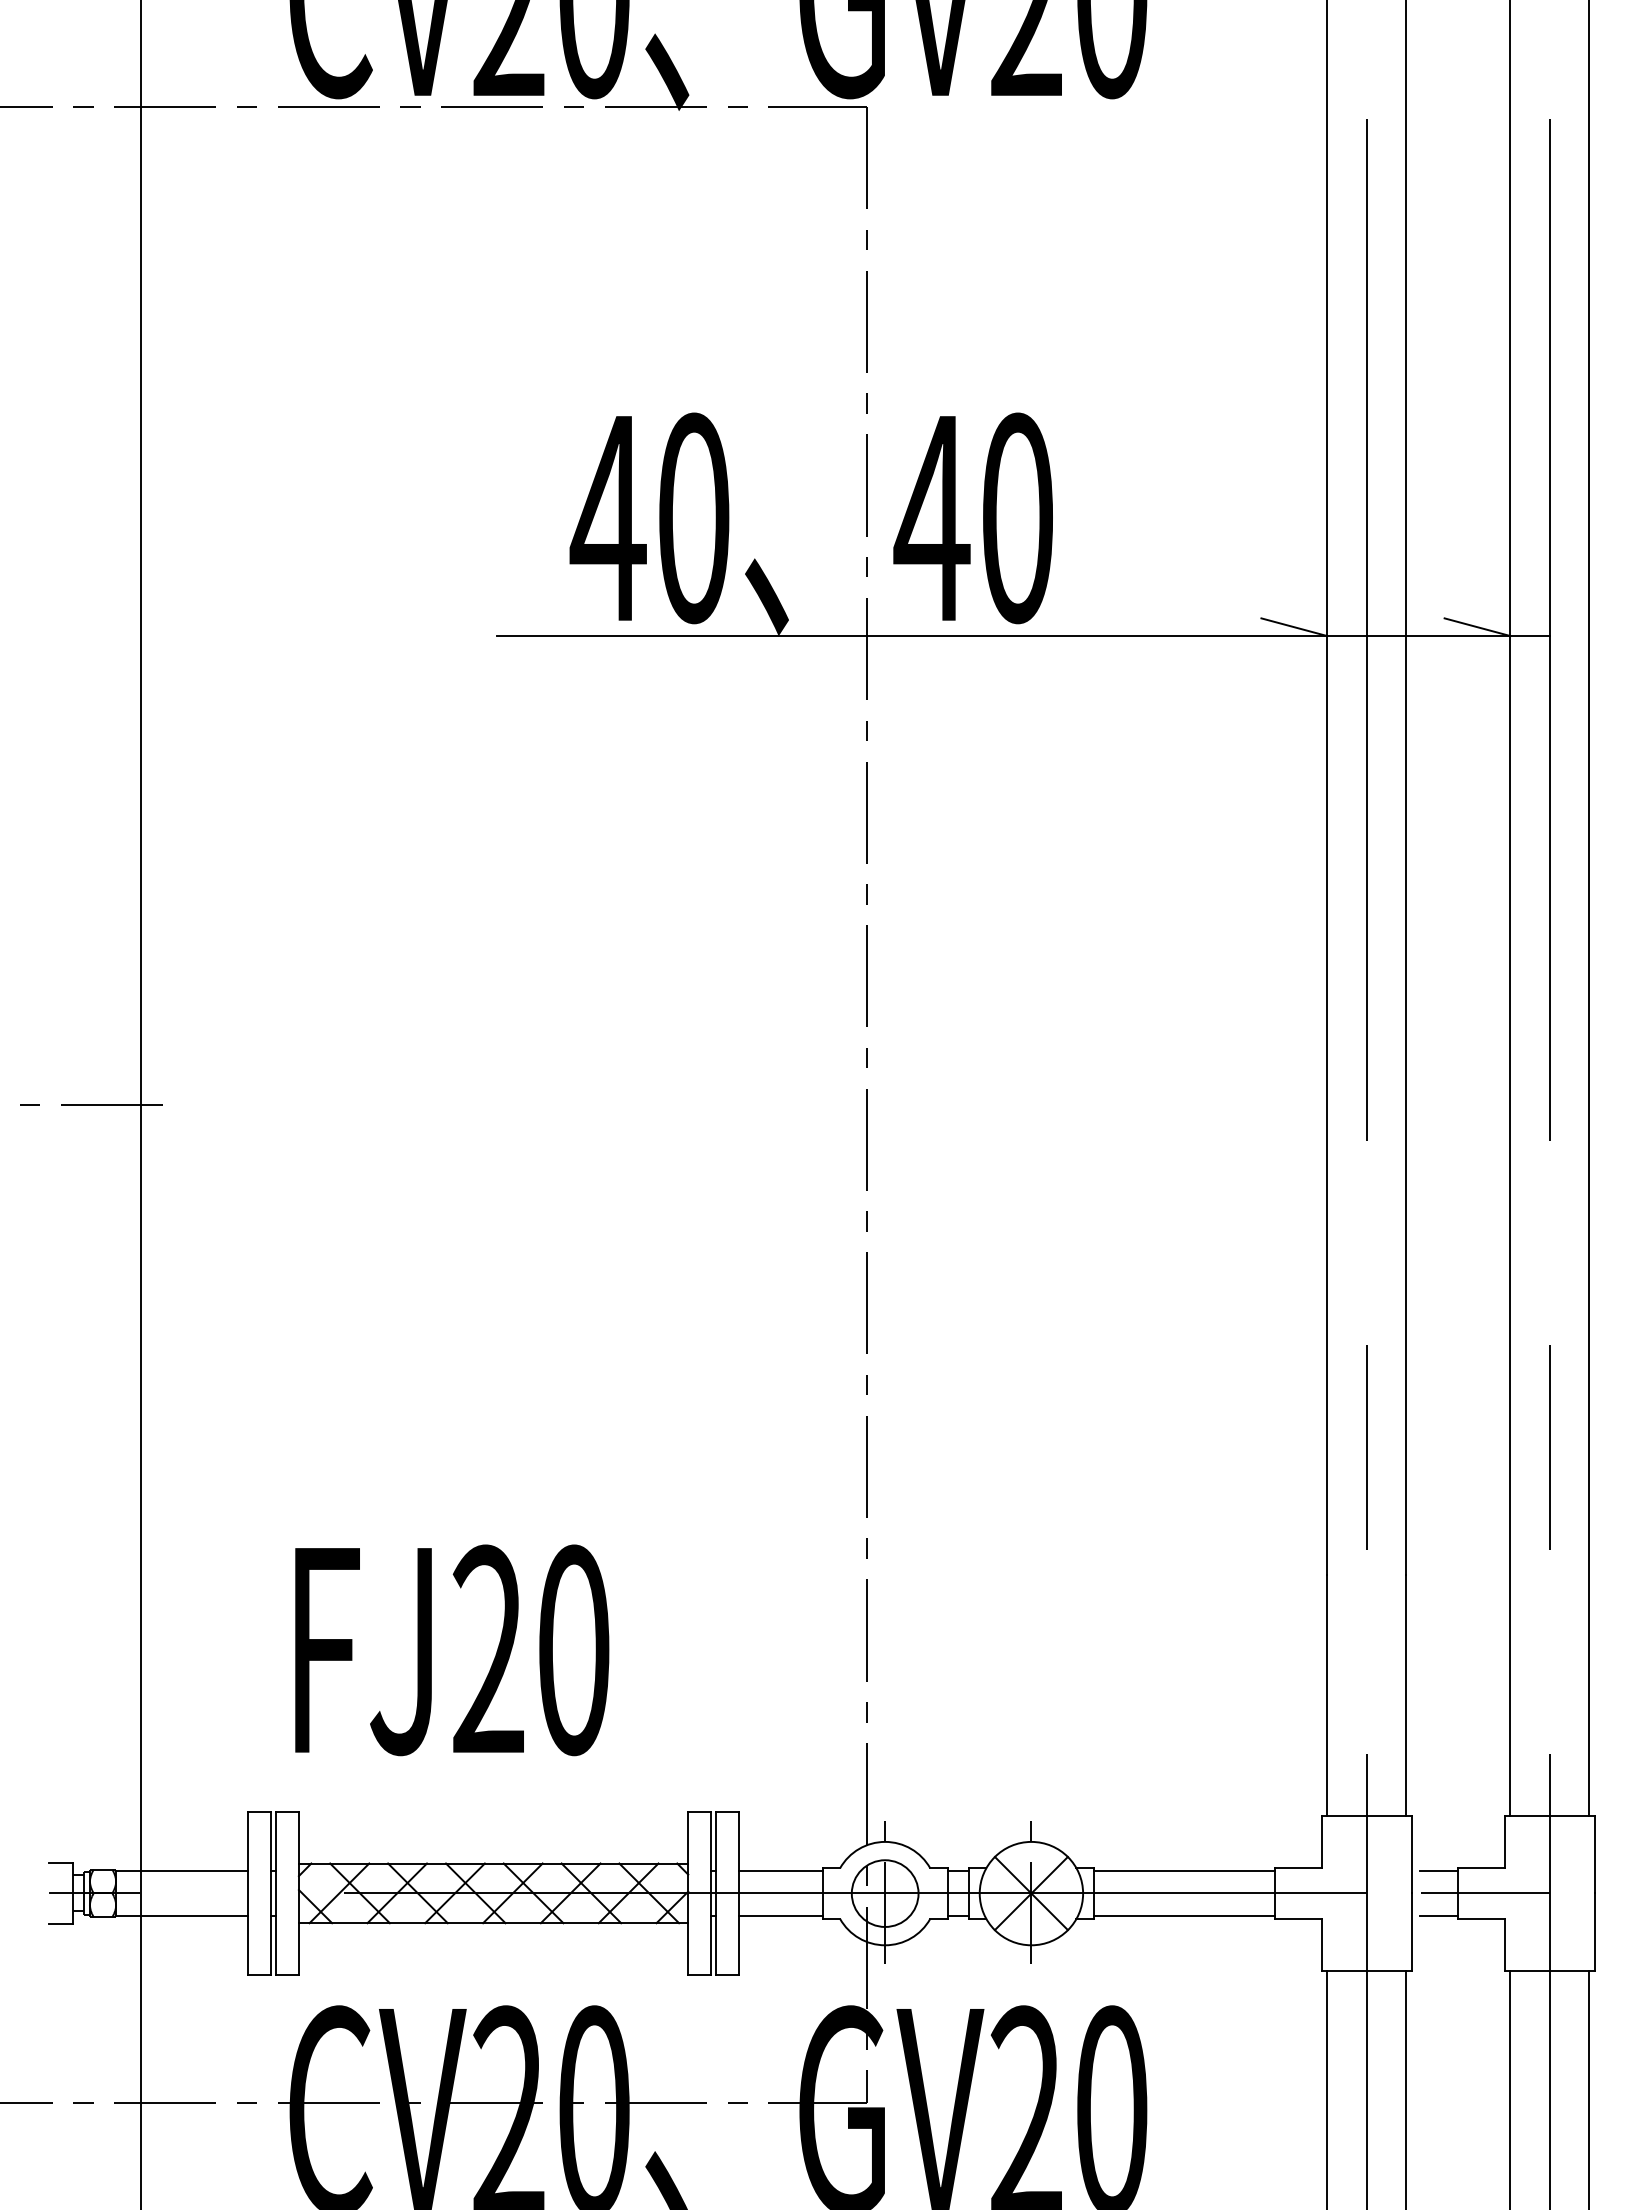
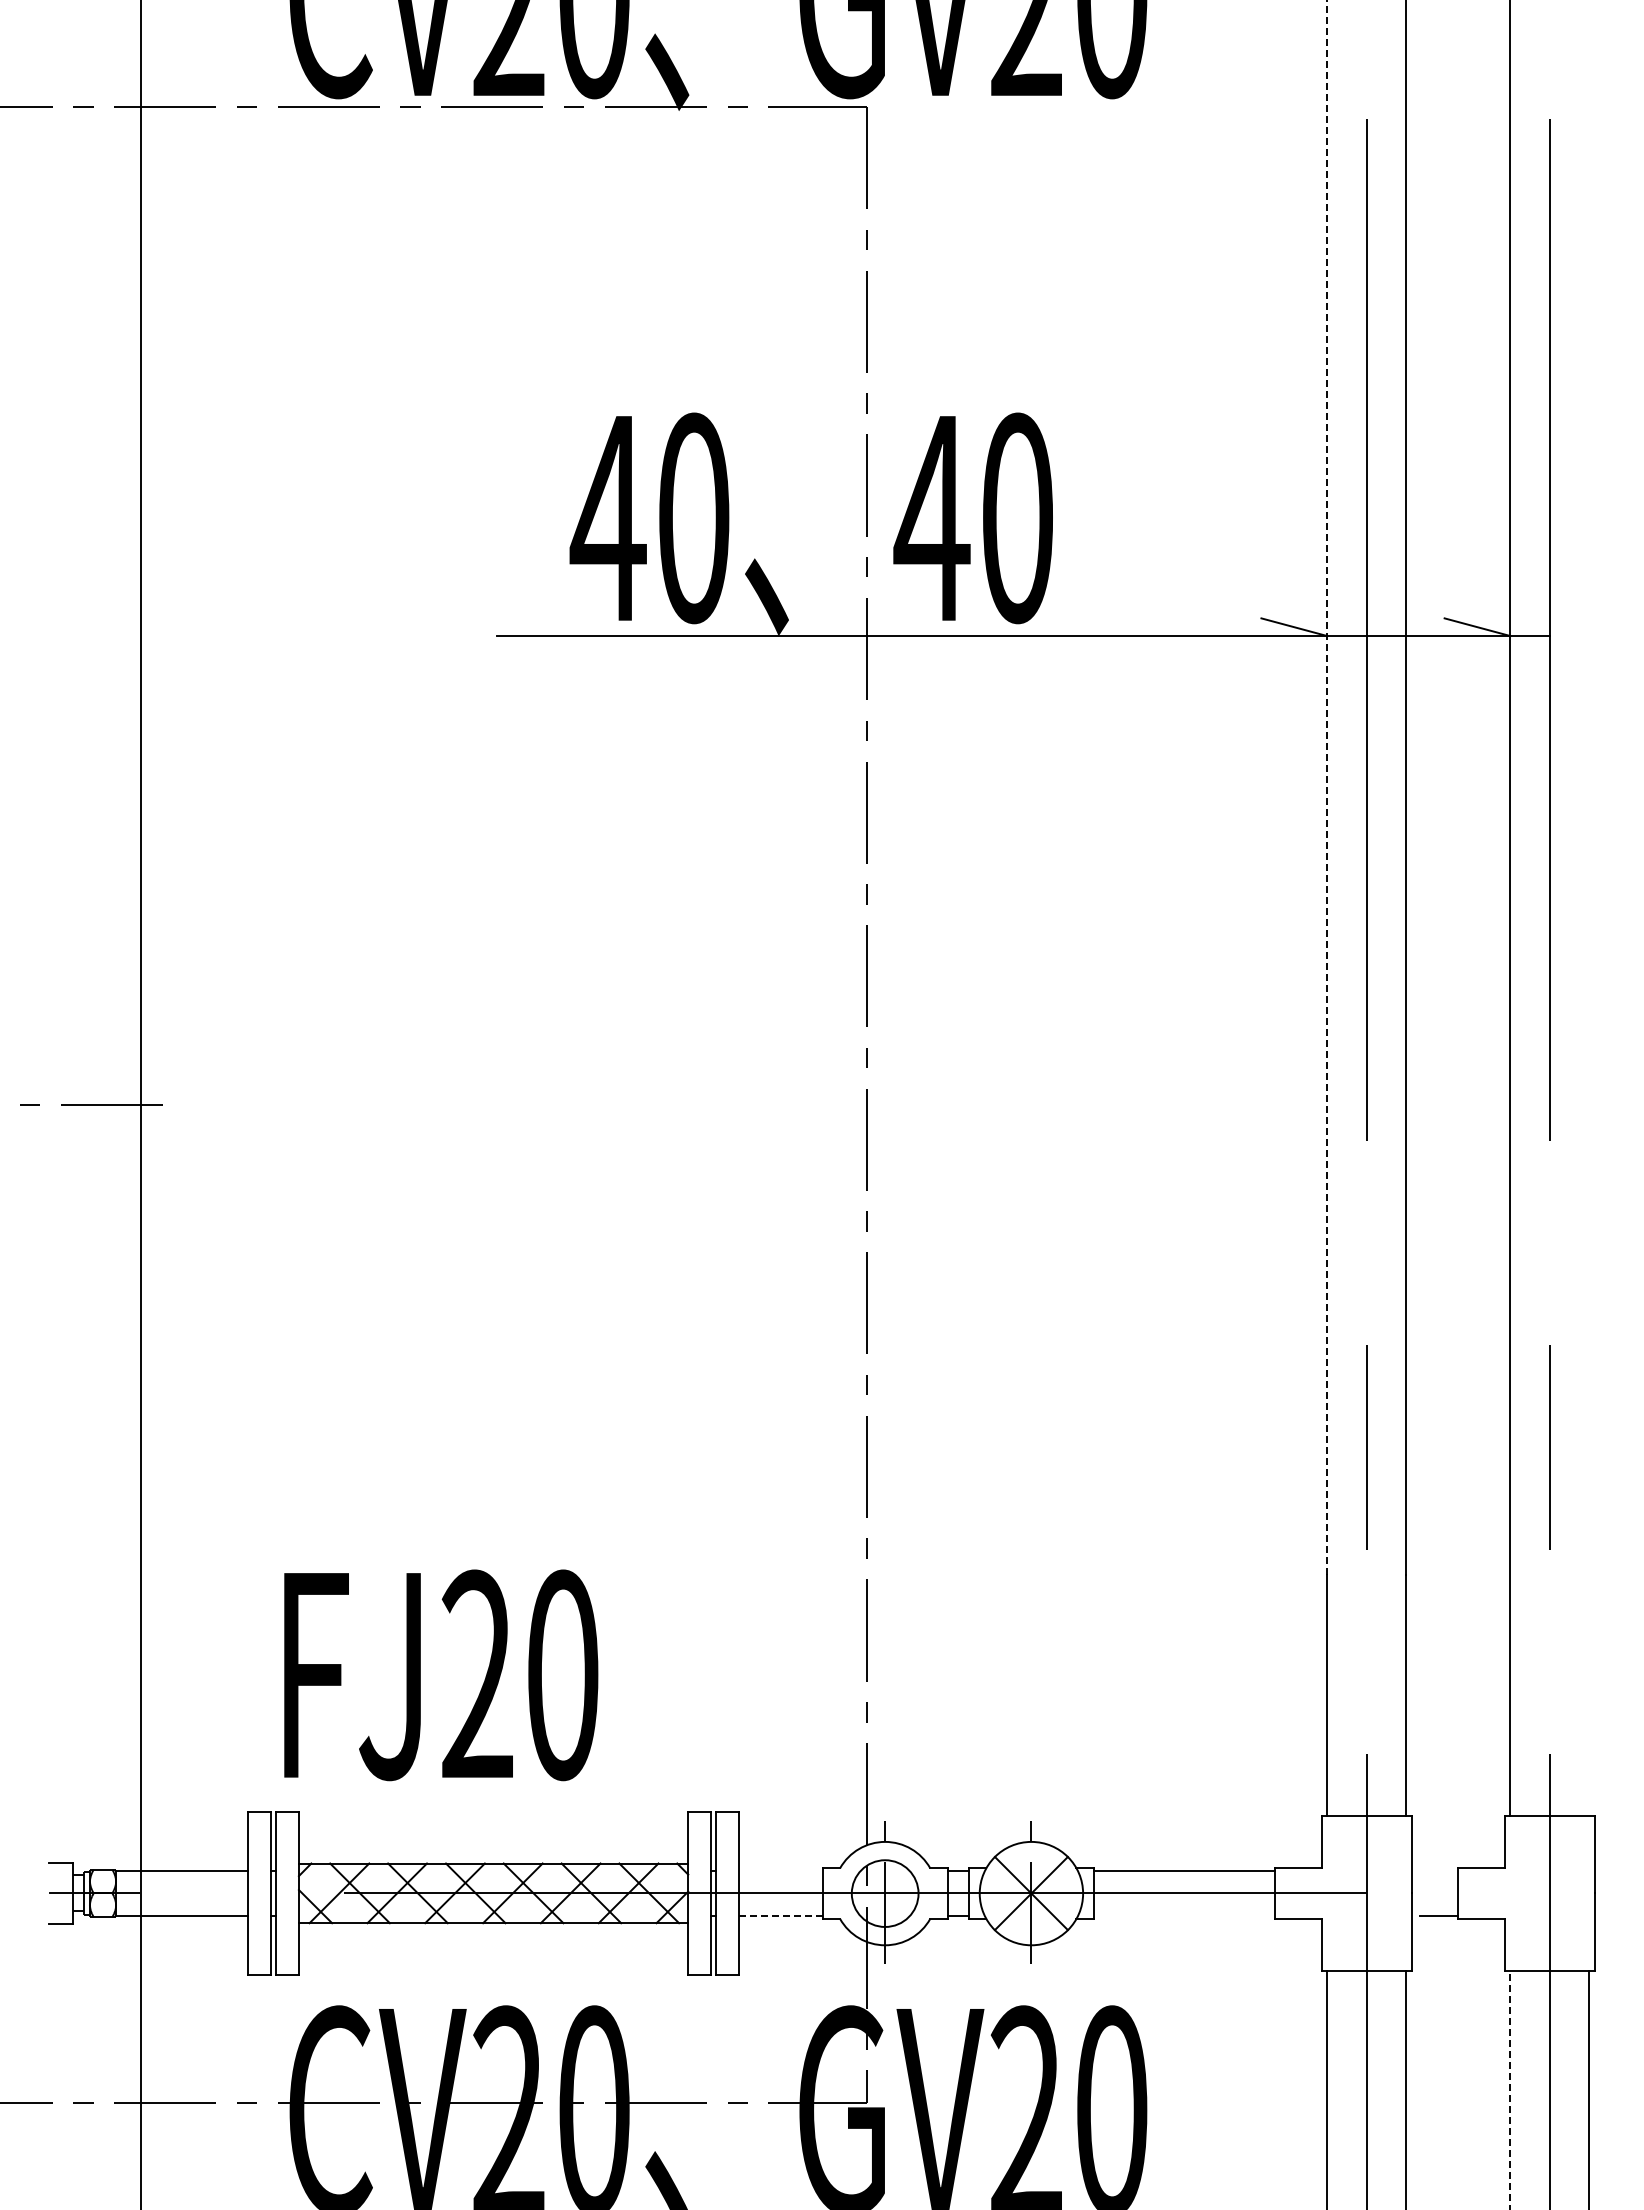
line: solid -> dashed (1327, 787)
line: present -> none (1589, 909)
text position: (452, 1650) -> (441, 1675) (441, 1675)
line: present -> none (780, 1871)
line: present -> none (1438, 1871)
line: present -> none (1485, 1893)
line: solid -> dashed (780, 1915)
line: present -> none (1184, 1915)
line: solid -> dashed (1510, 2089)
